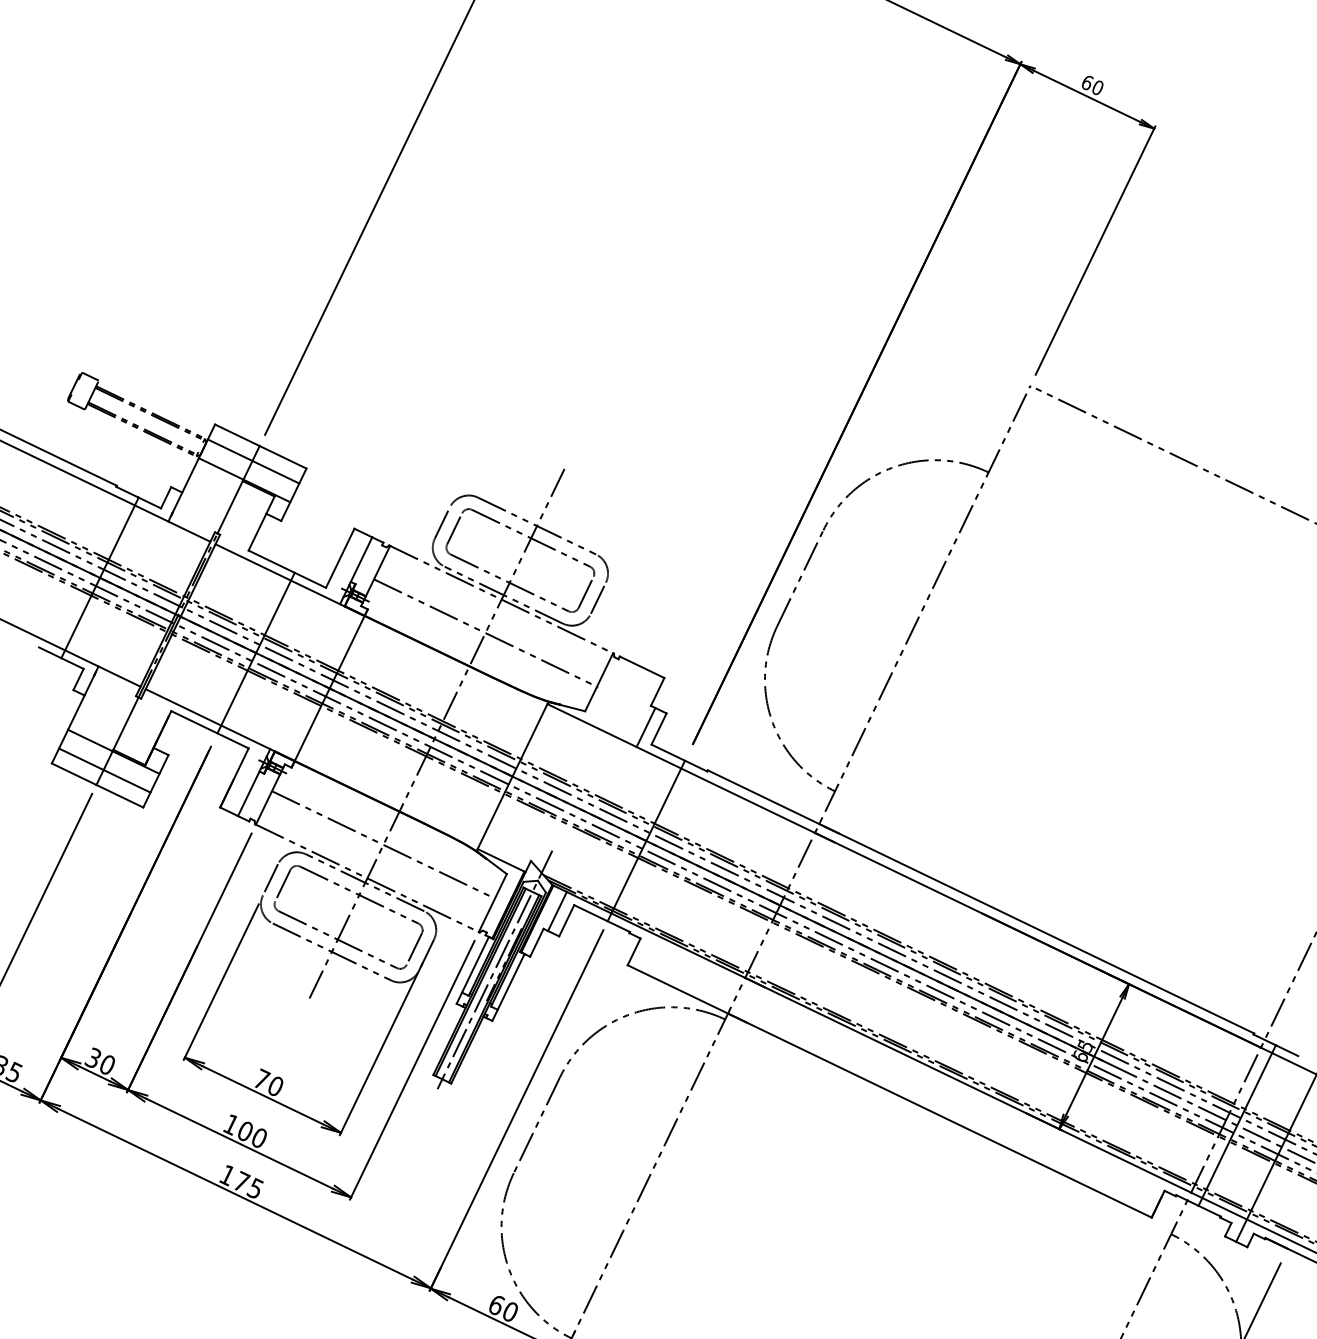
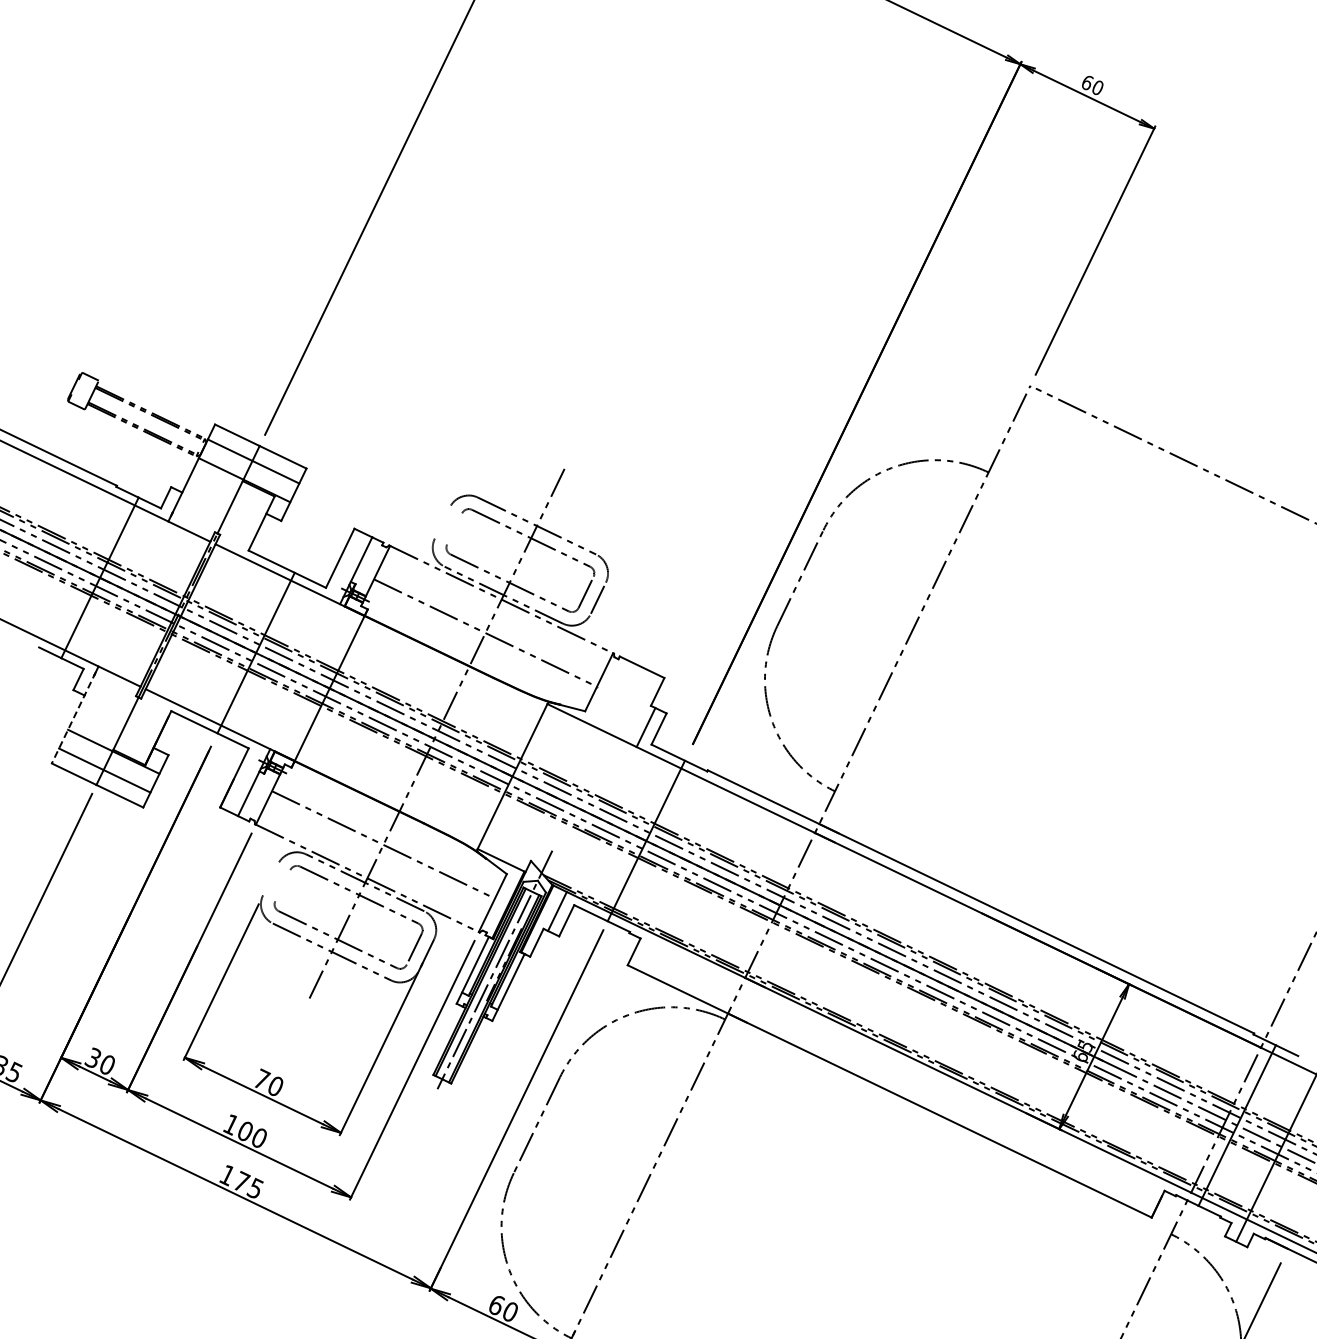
line: present -> none (441, 522)
line: present -> none (454, 528)
line: solid -> dashed (73, 717)
line: present -> none (270, 879)
line: present -> none (282, 885)
